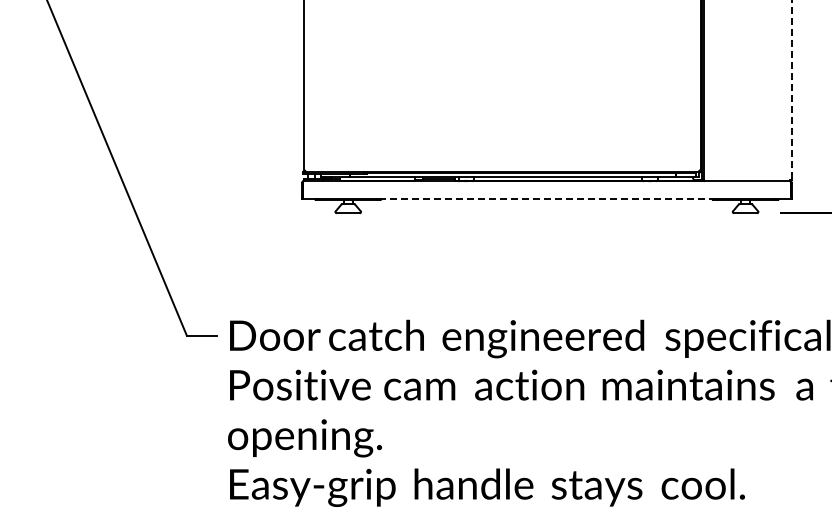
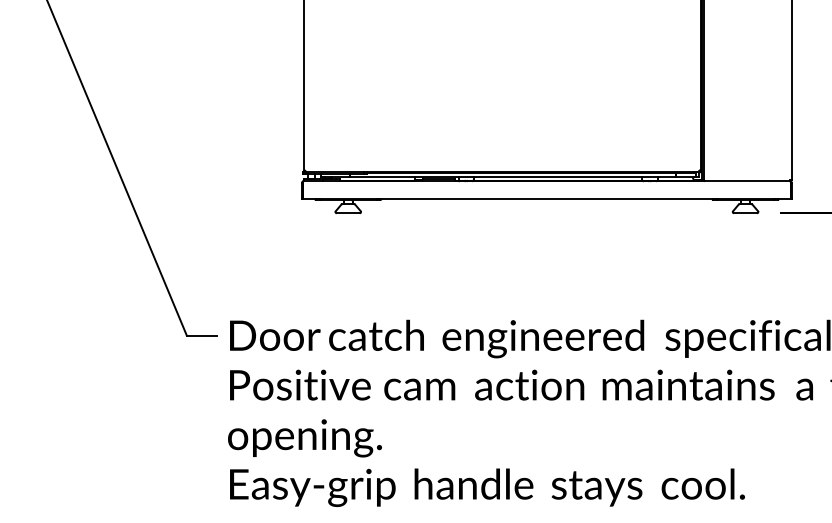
line: dashed -> solid (791, 90)
line: dashed -> solid (546, 199)
